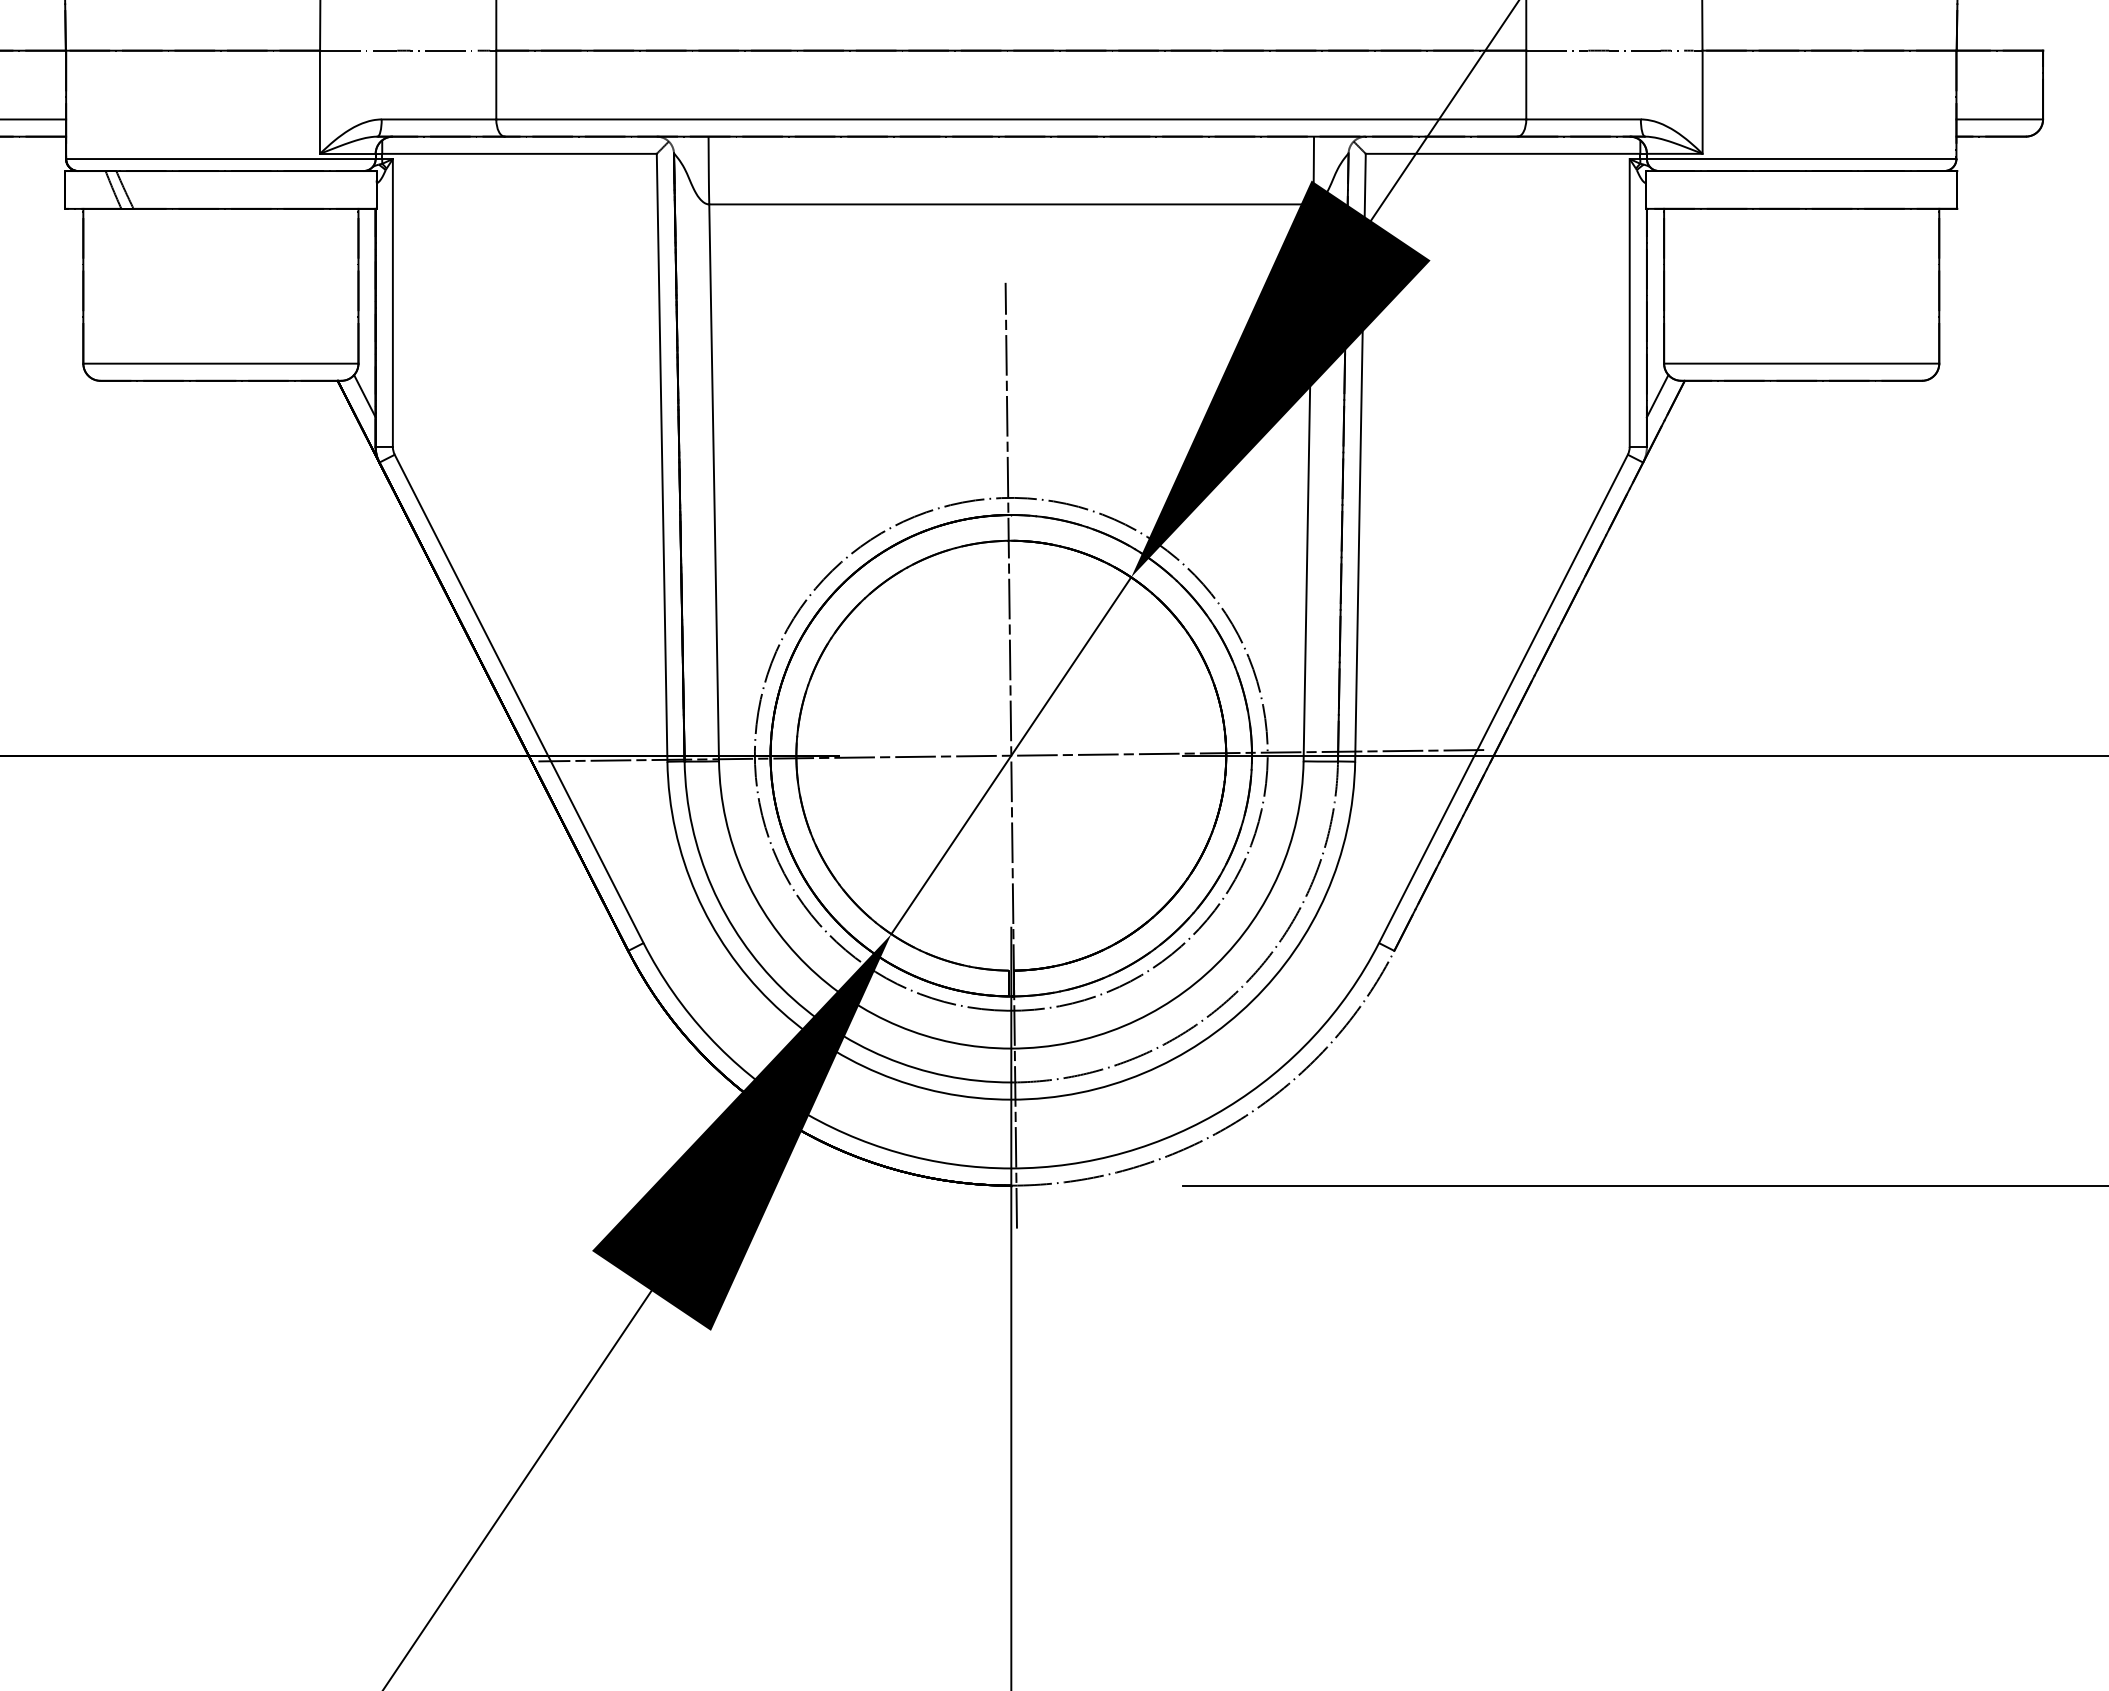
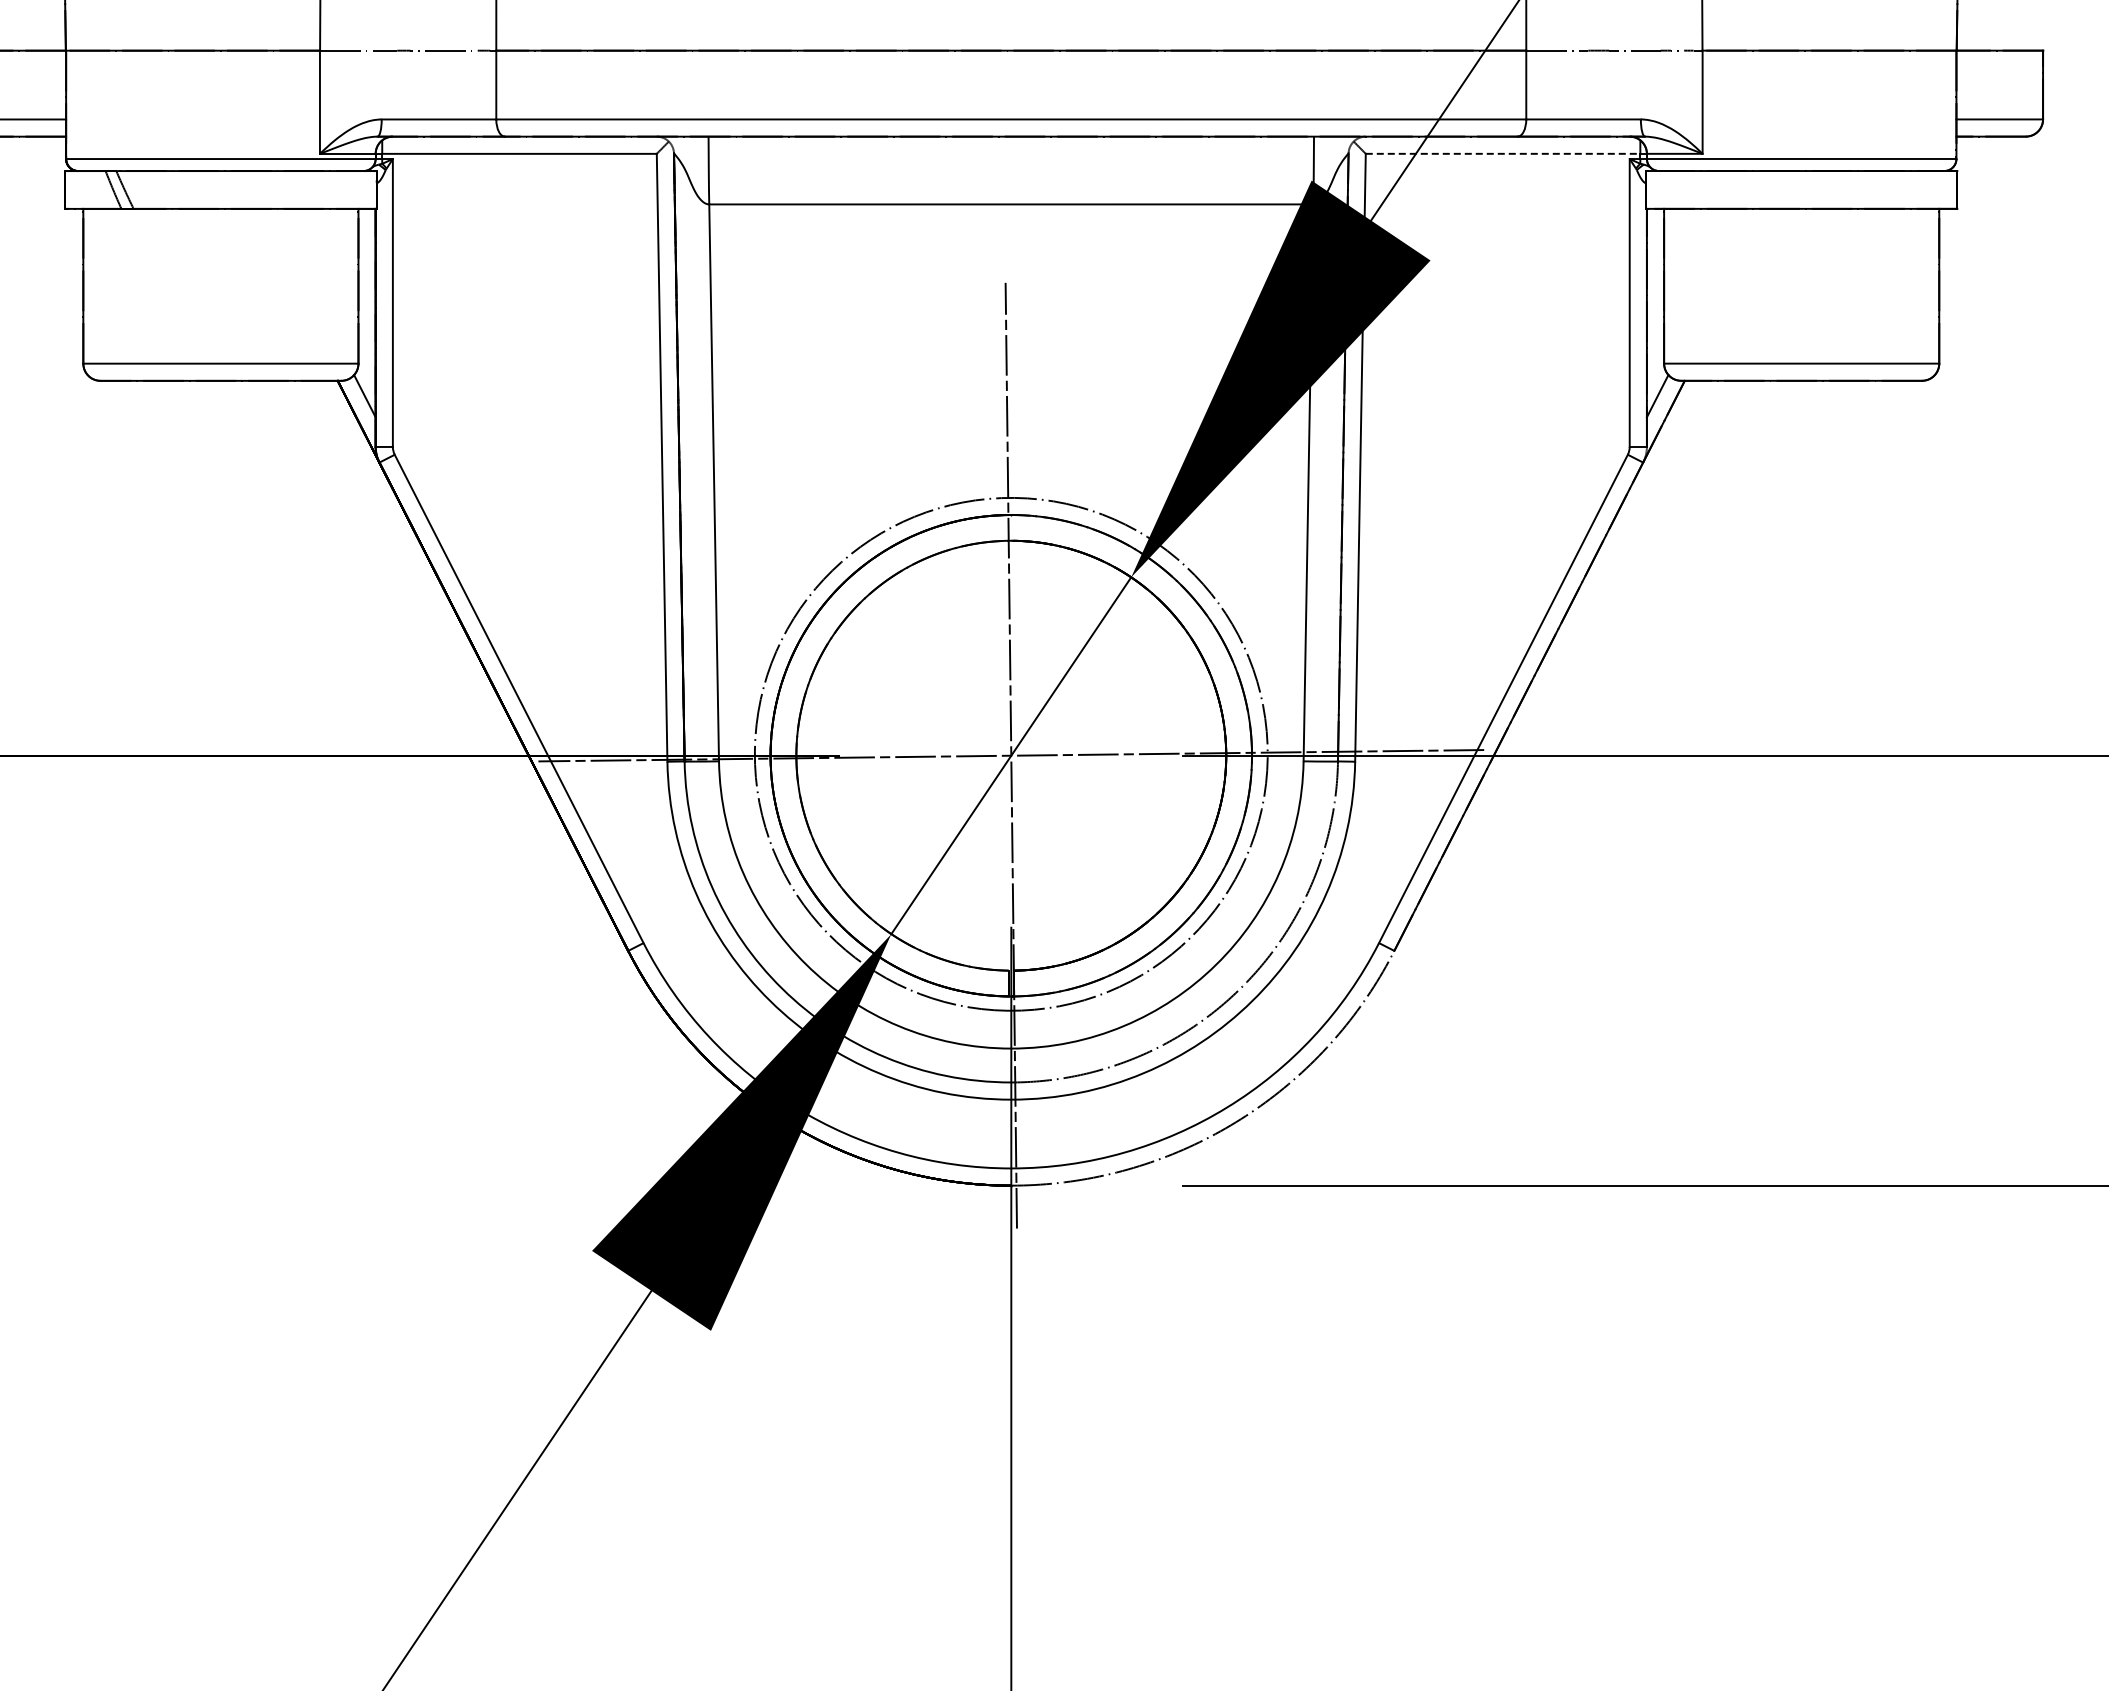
line: solid -> dashed (1503, 153)
